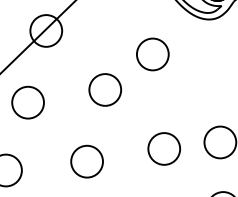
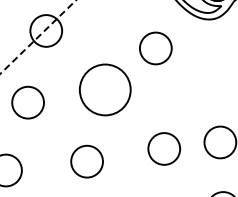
line: solid -> dashed (38, 37)
circle position: (152, 54) -> (155, 48) (155, 48)
circle diameter: 32 px -> 51 px (104, 89)
